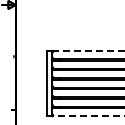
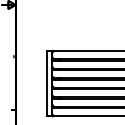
line: dashed -> solid (88, 51)
line: dashed -> solid (88, 116)
